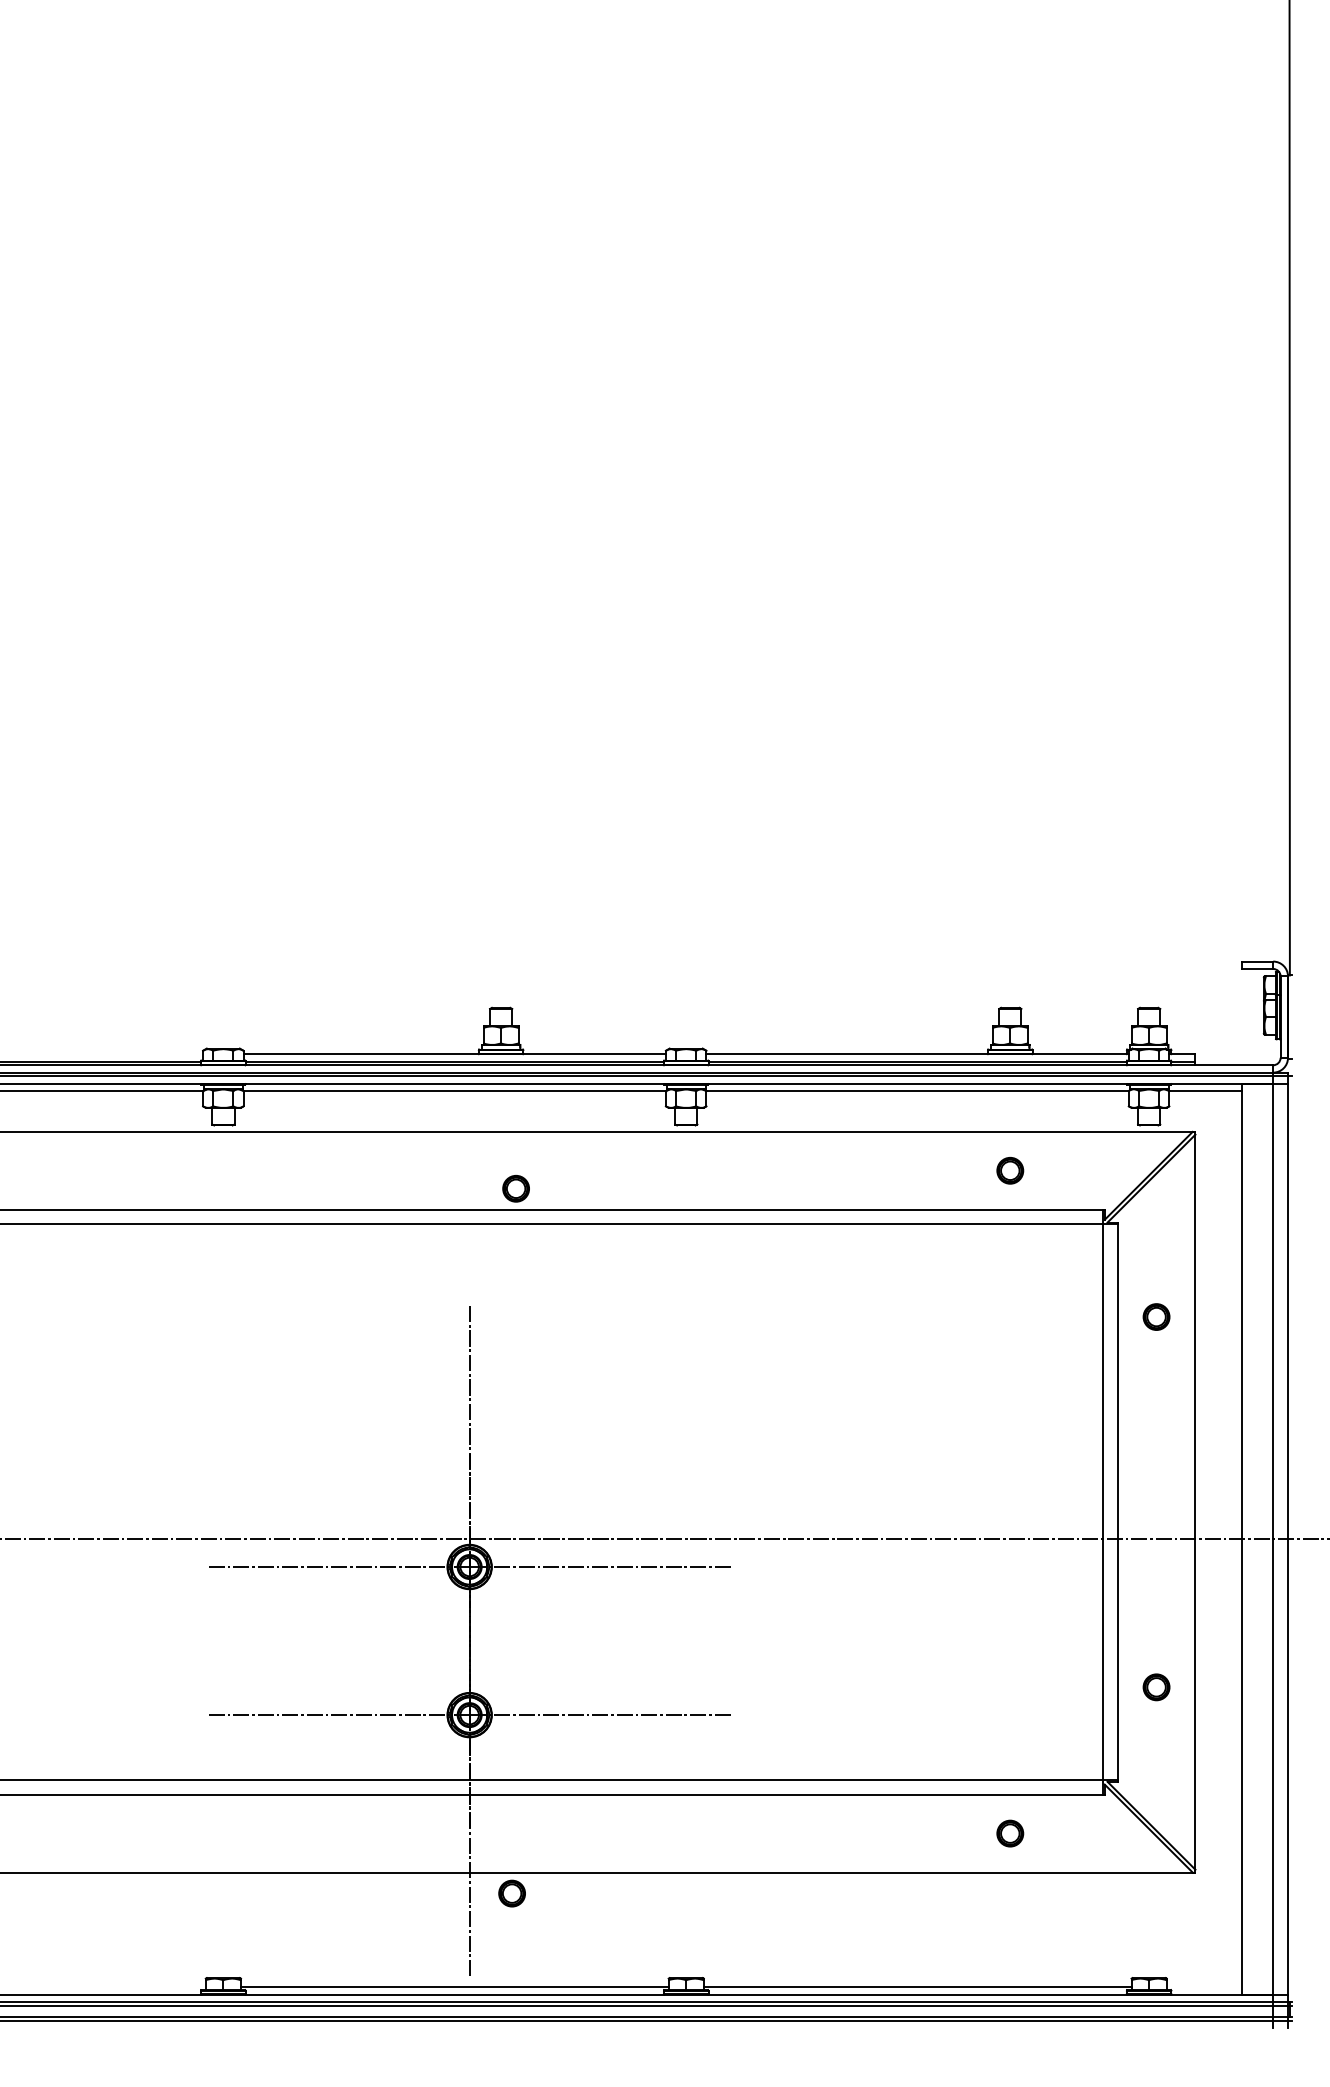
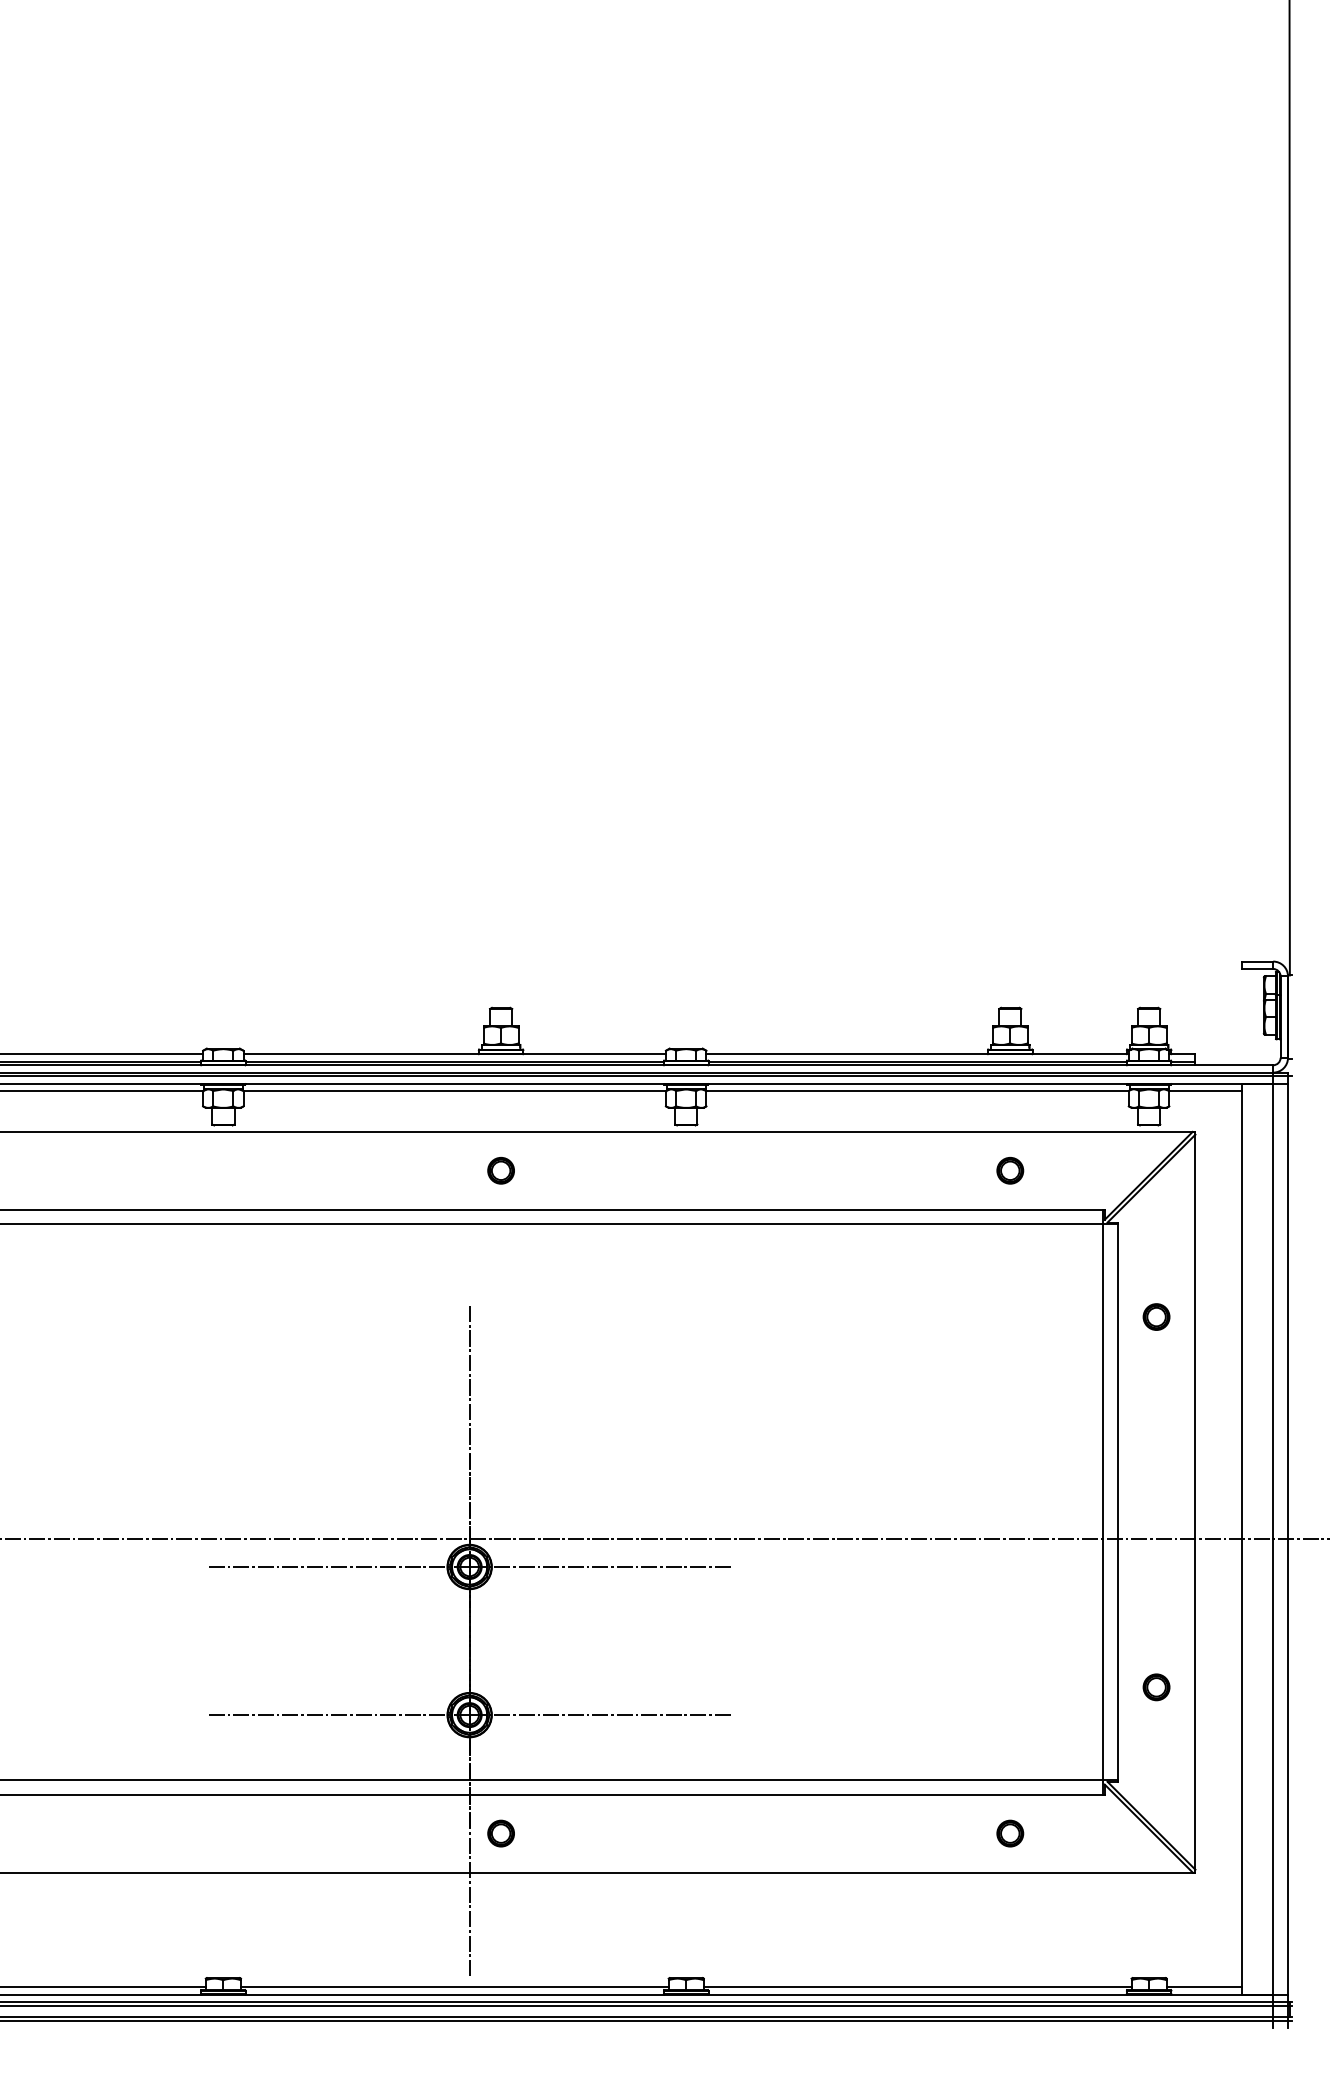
line: none -> present (102, 1054)
part position: (515, 1188) -> (500, 1170) (500, 1170)
part position: (511, 1893) -> (500, 1833) (500, 1833)
line: none -> present (103, 1987)
line: none -> present (1203, 1987)
